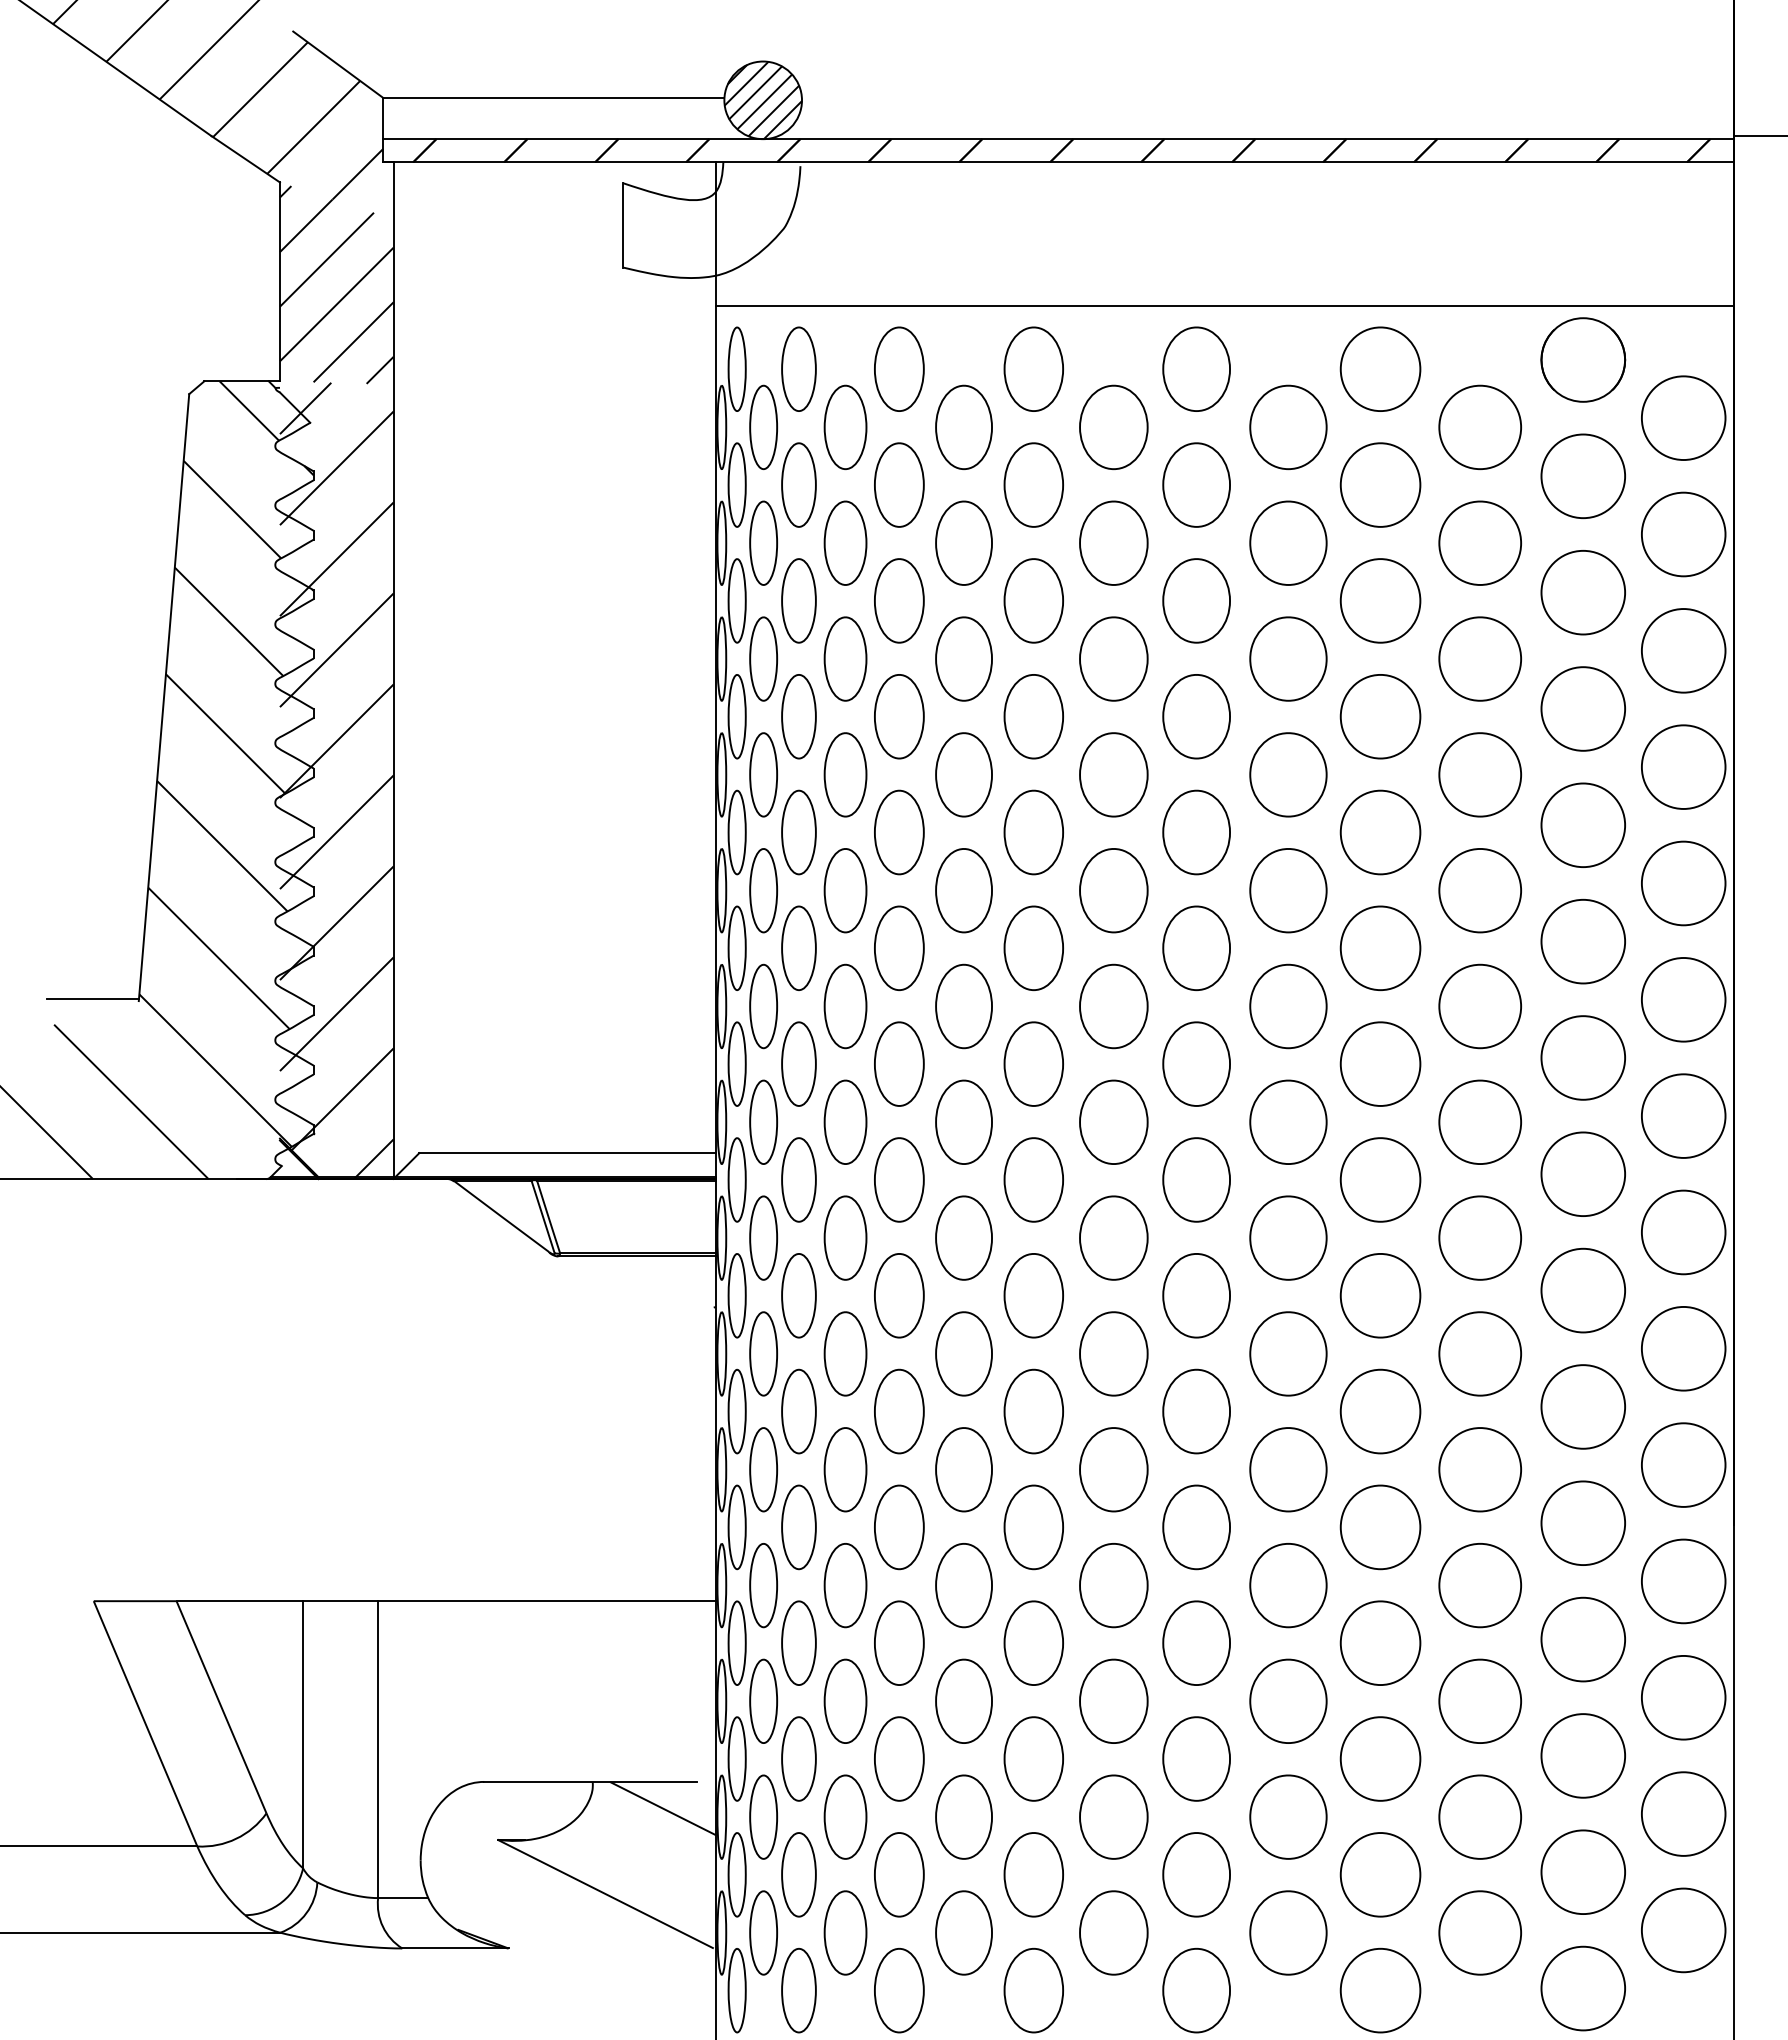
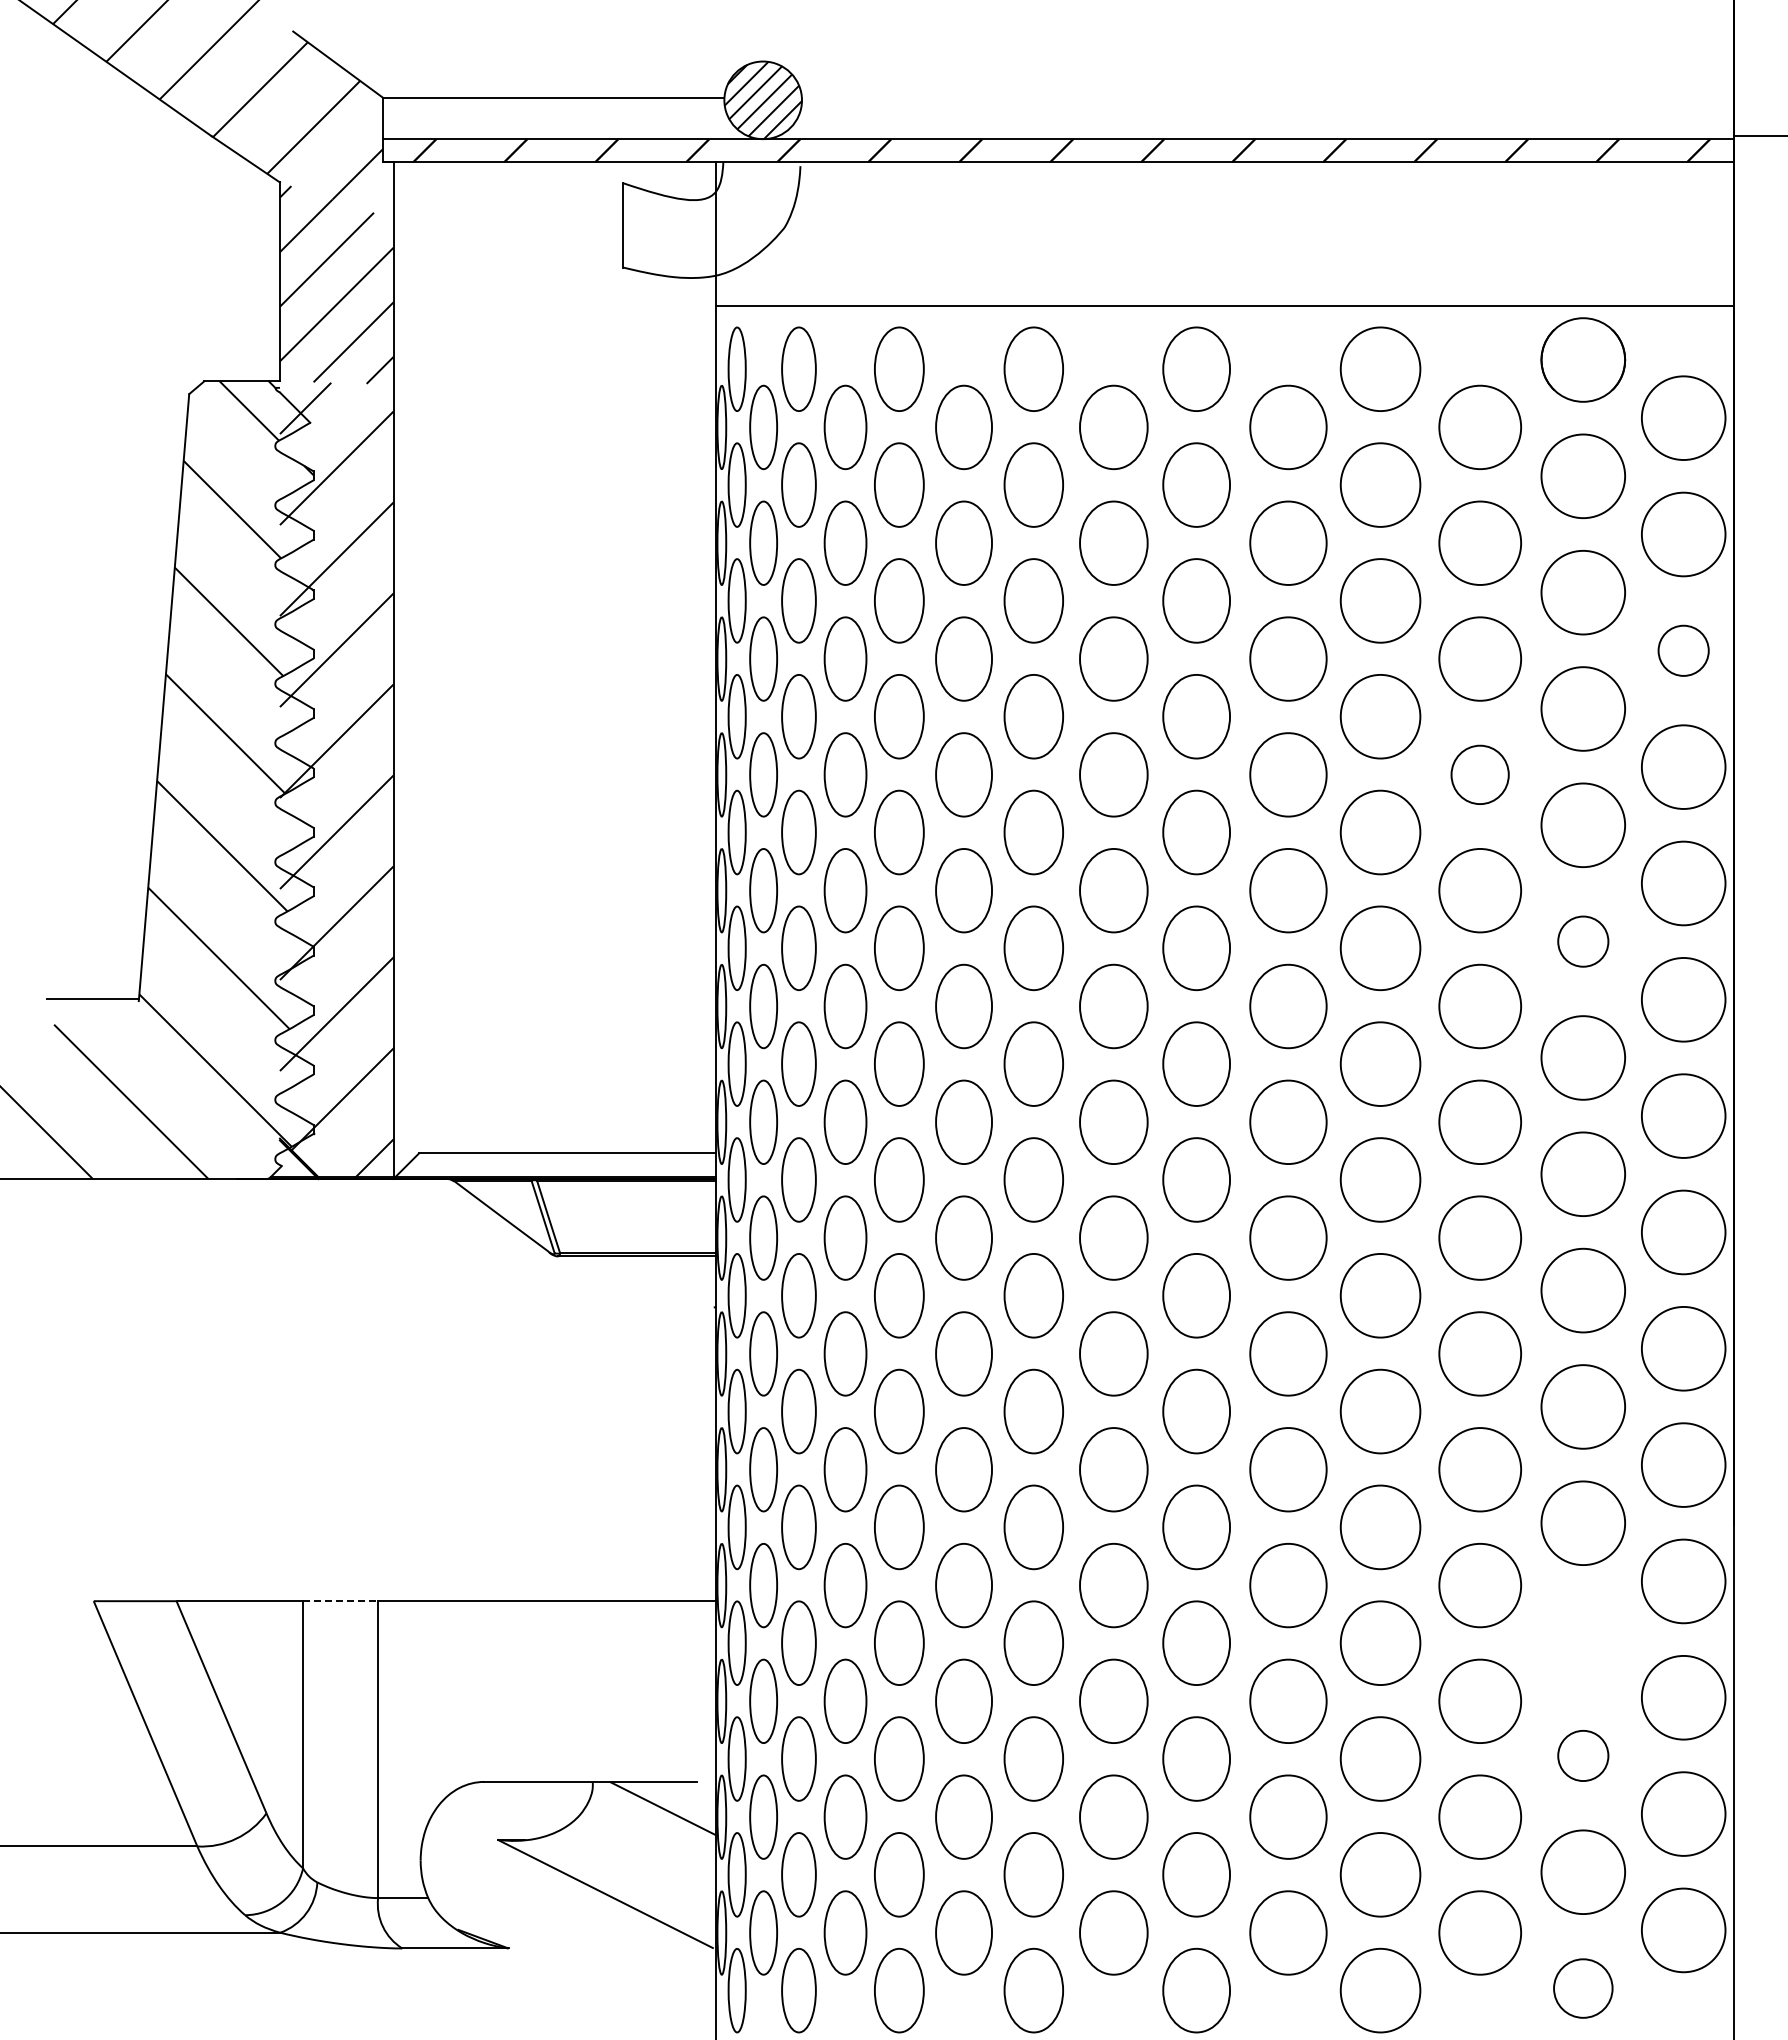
circle diameter: 84 px -> 50 px (1683, 650)
part size: 84x86 px -> 60x61 px (1479, 774)
circle diameter: 84 px -> 50 px (1583, 941)
line: solid -> dashed (340, 1601)
circle: present -> none (1582, 1639)
circle diameter: 84 px -> 50 px (1583, 1755)
circle diameter: 84 px -> 59 px (1583, 1988)
